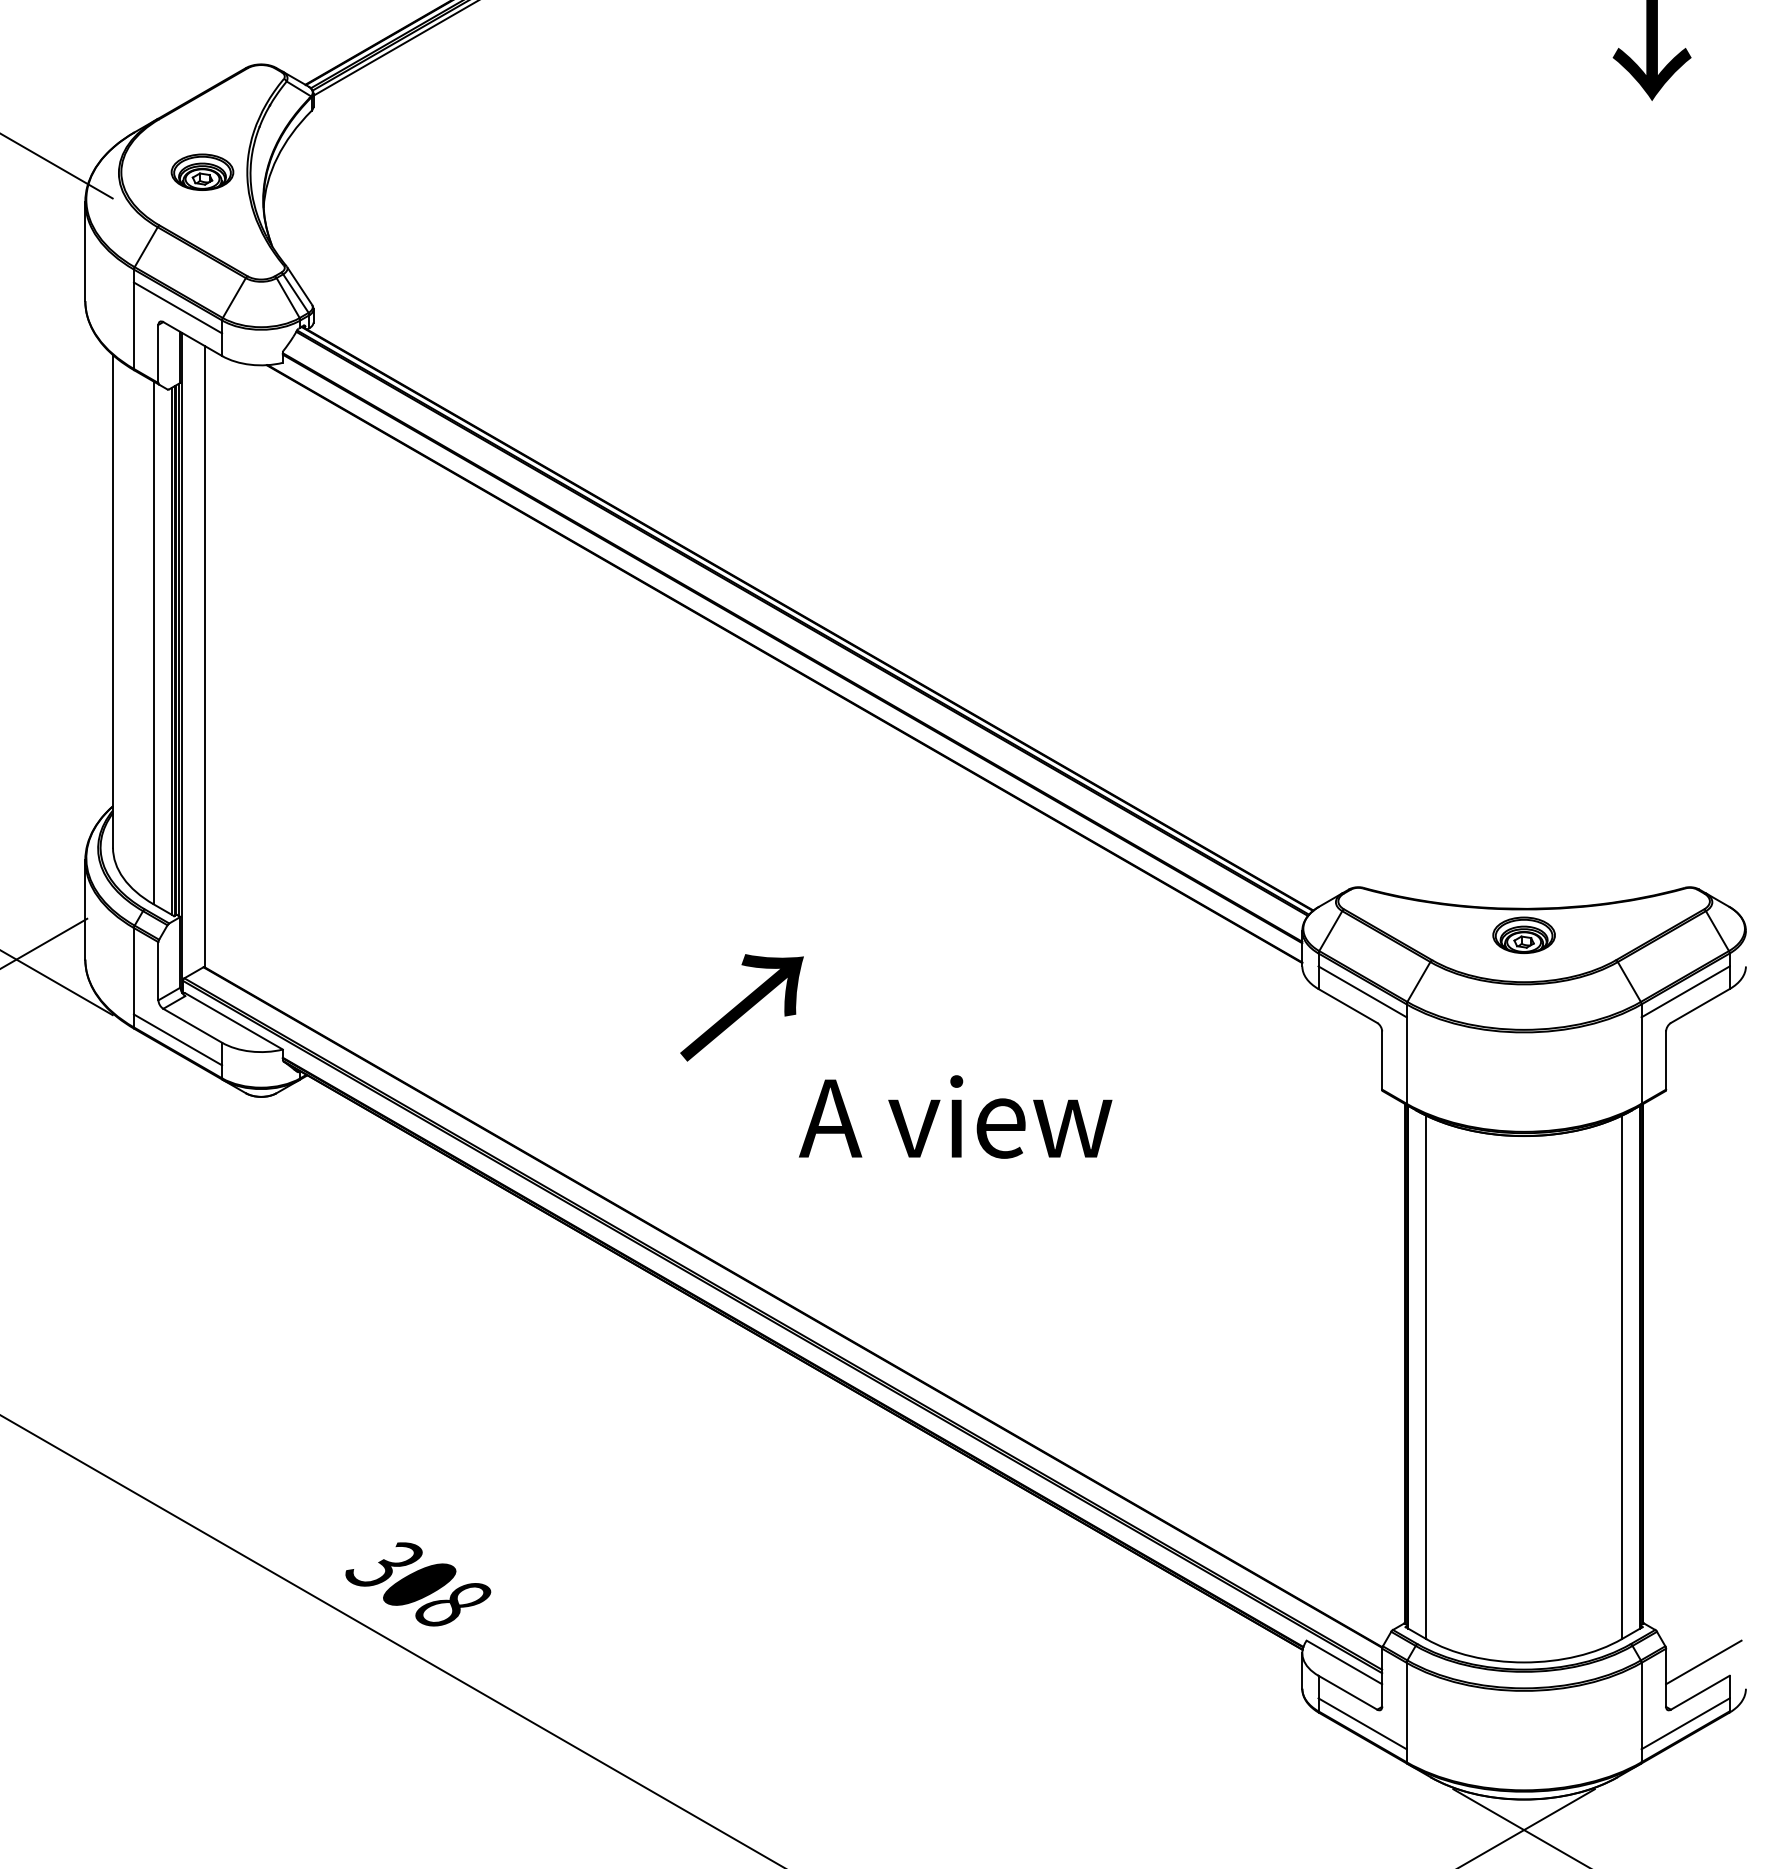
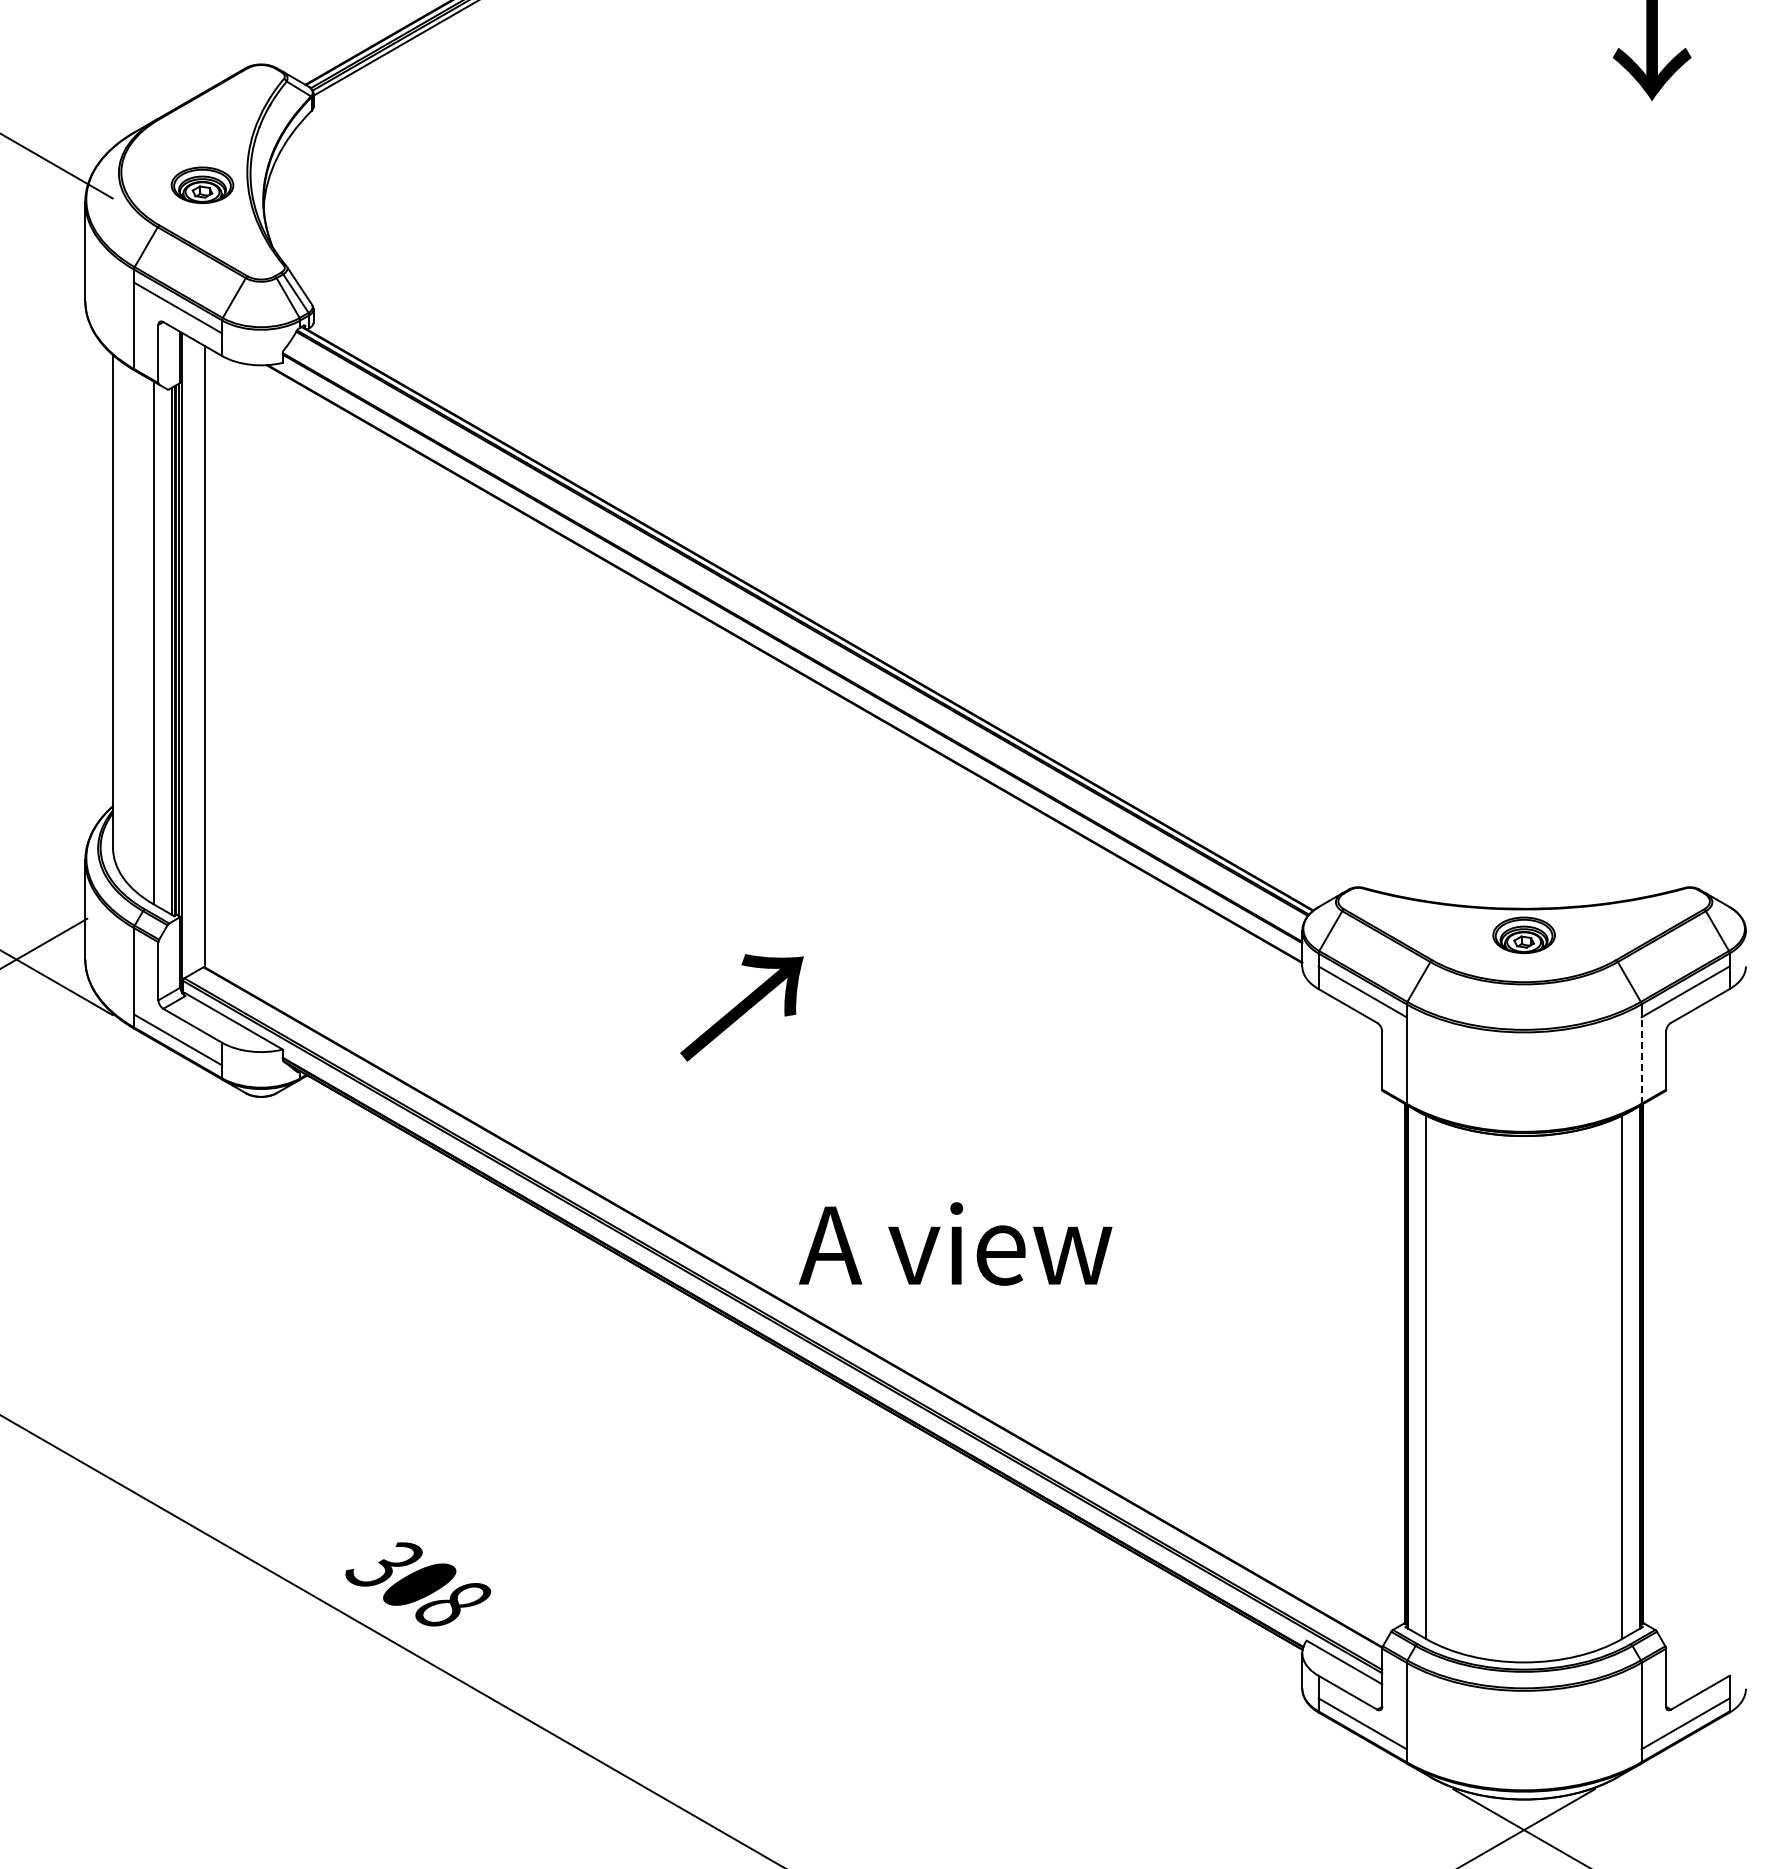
part position: (202, 171) -> (202, 184) (202, 184)
line: solid -> dashed (1641, 1060)
text position: (955, 1116) -> (955, 1243) (955, 1243)
line: present -> none (1703, 1662)
